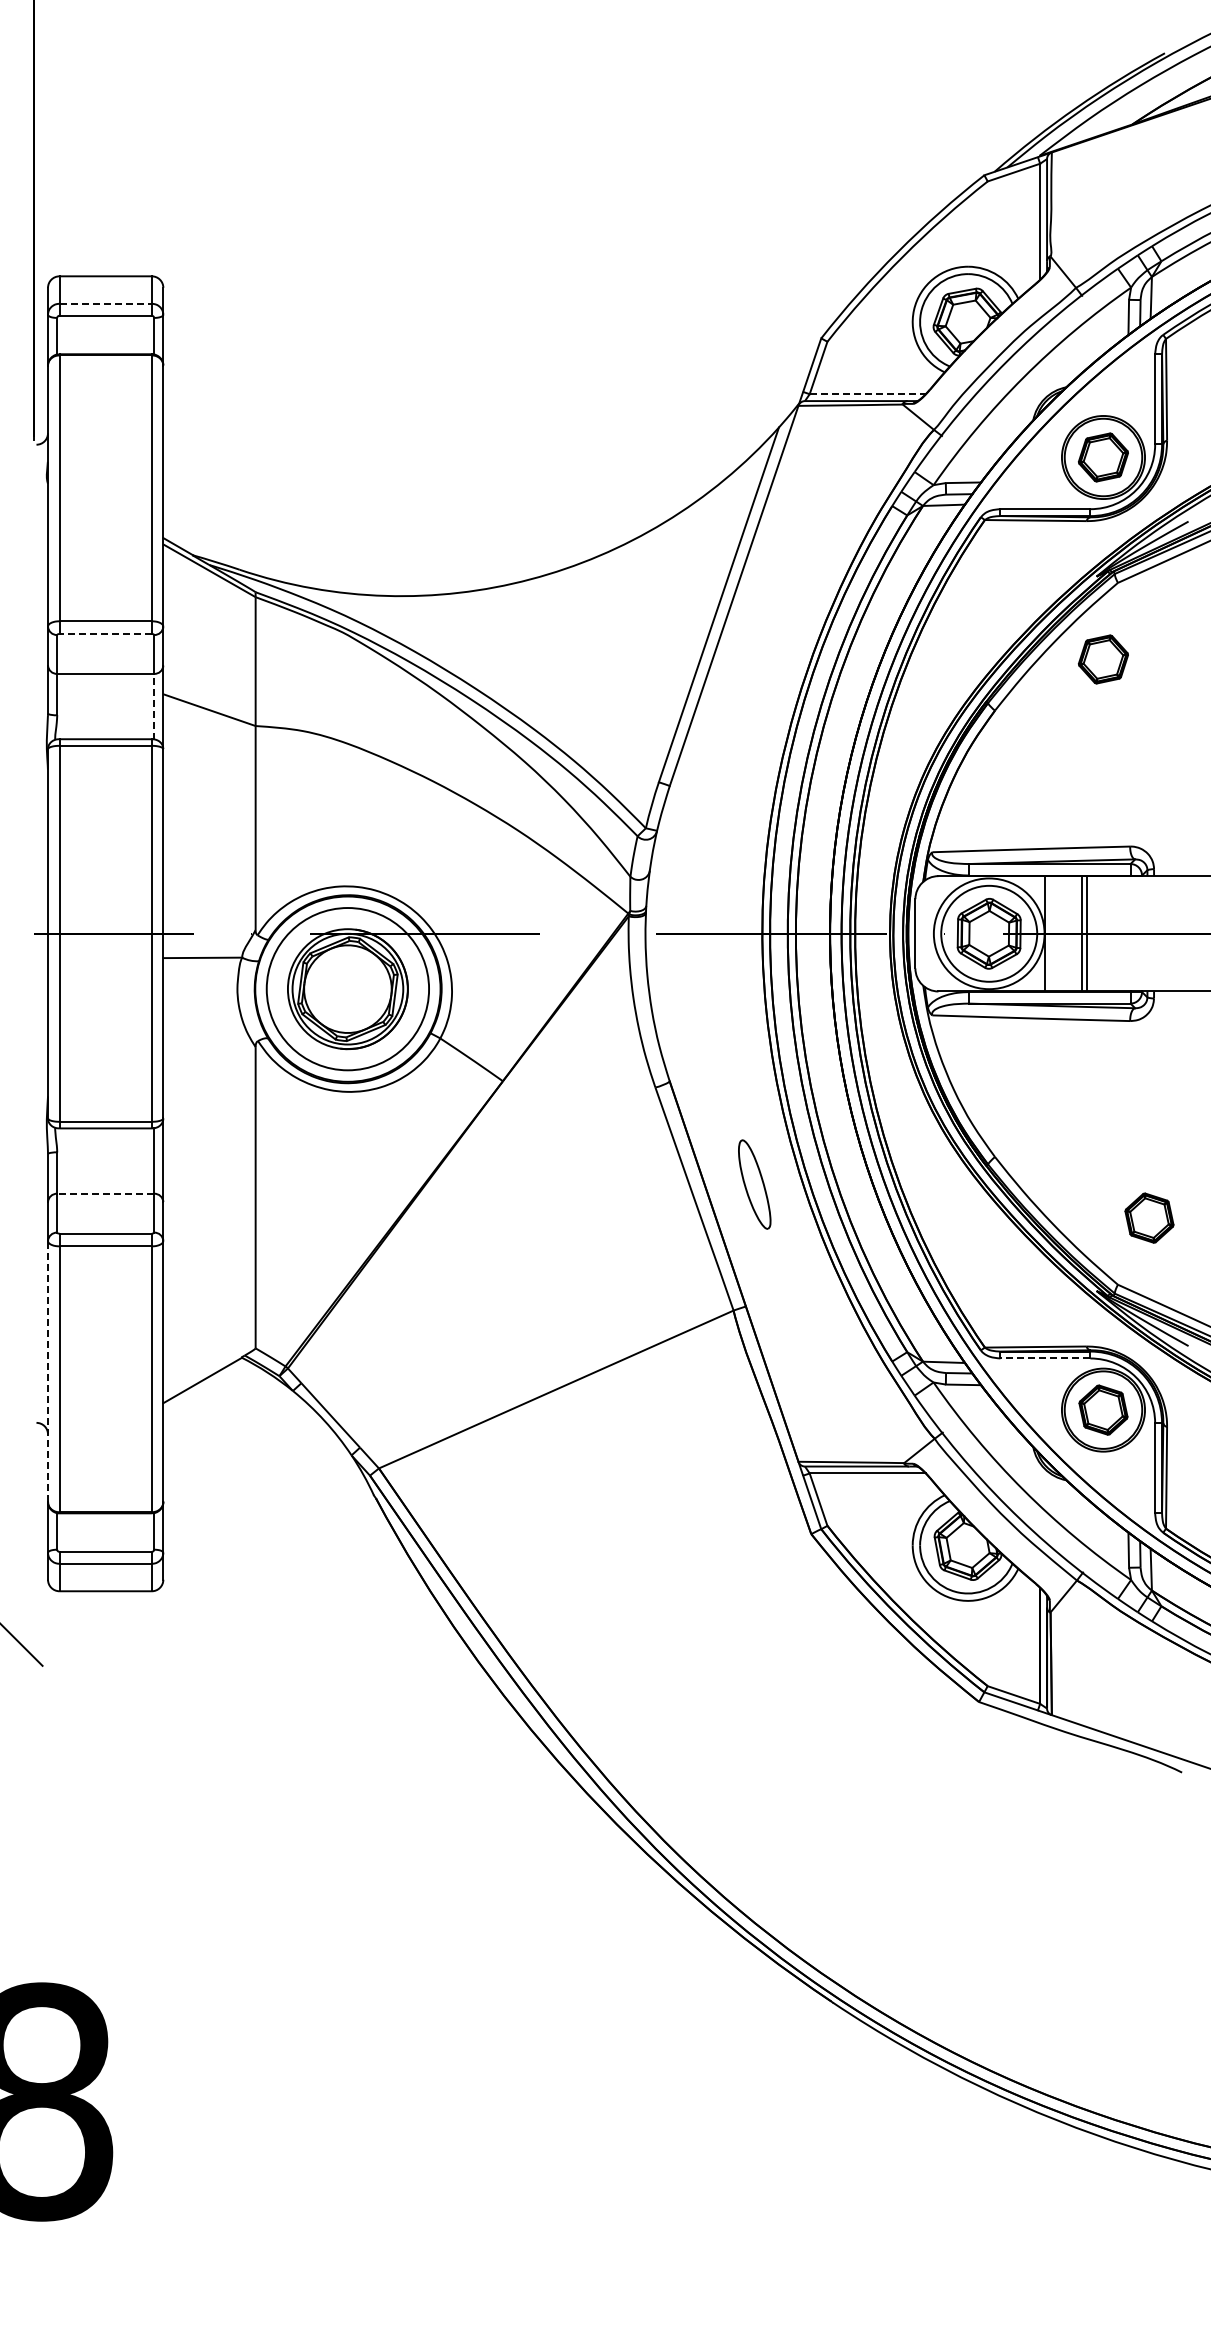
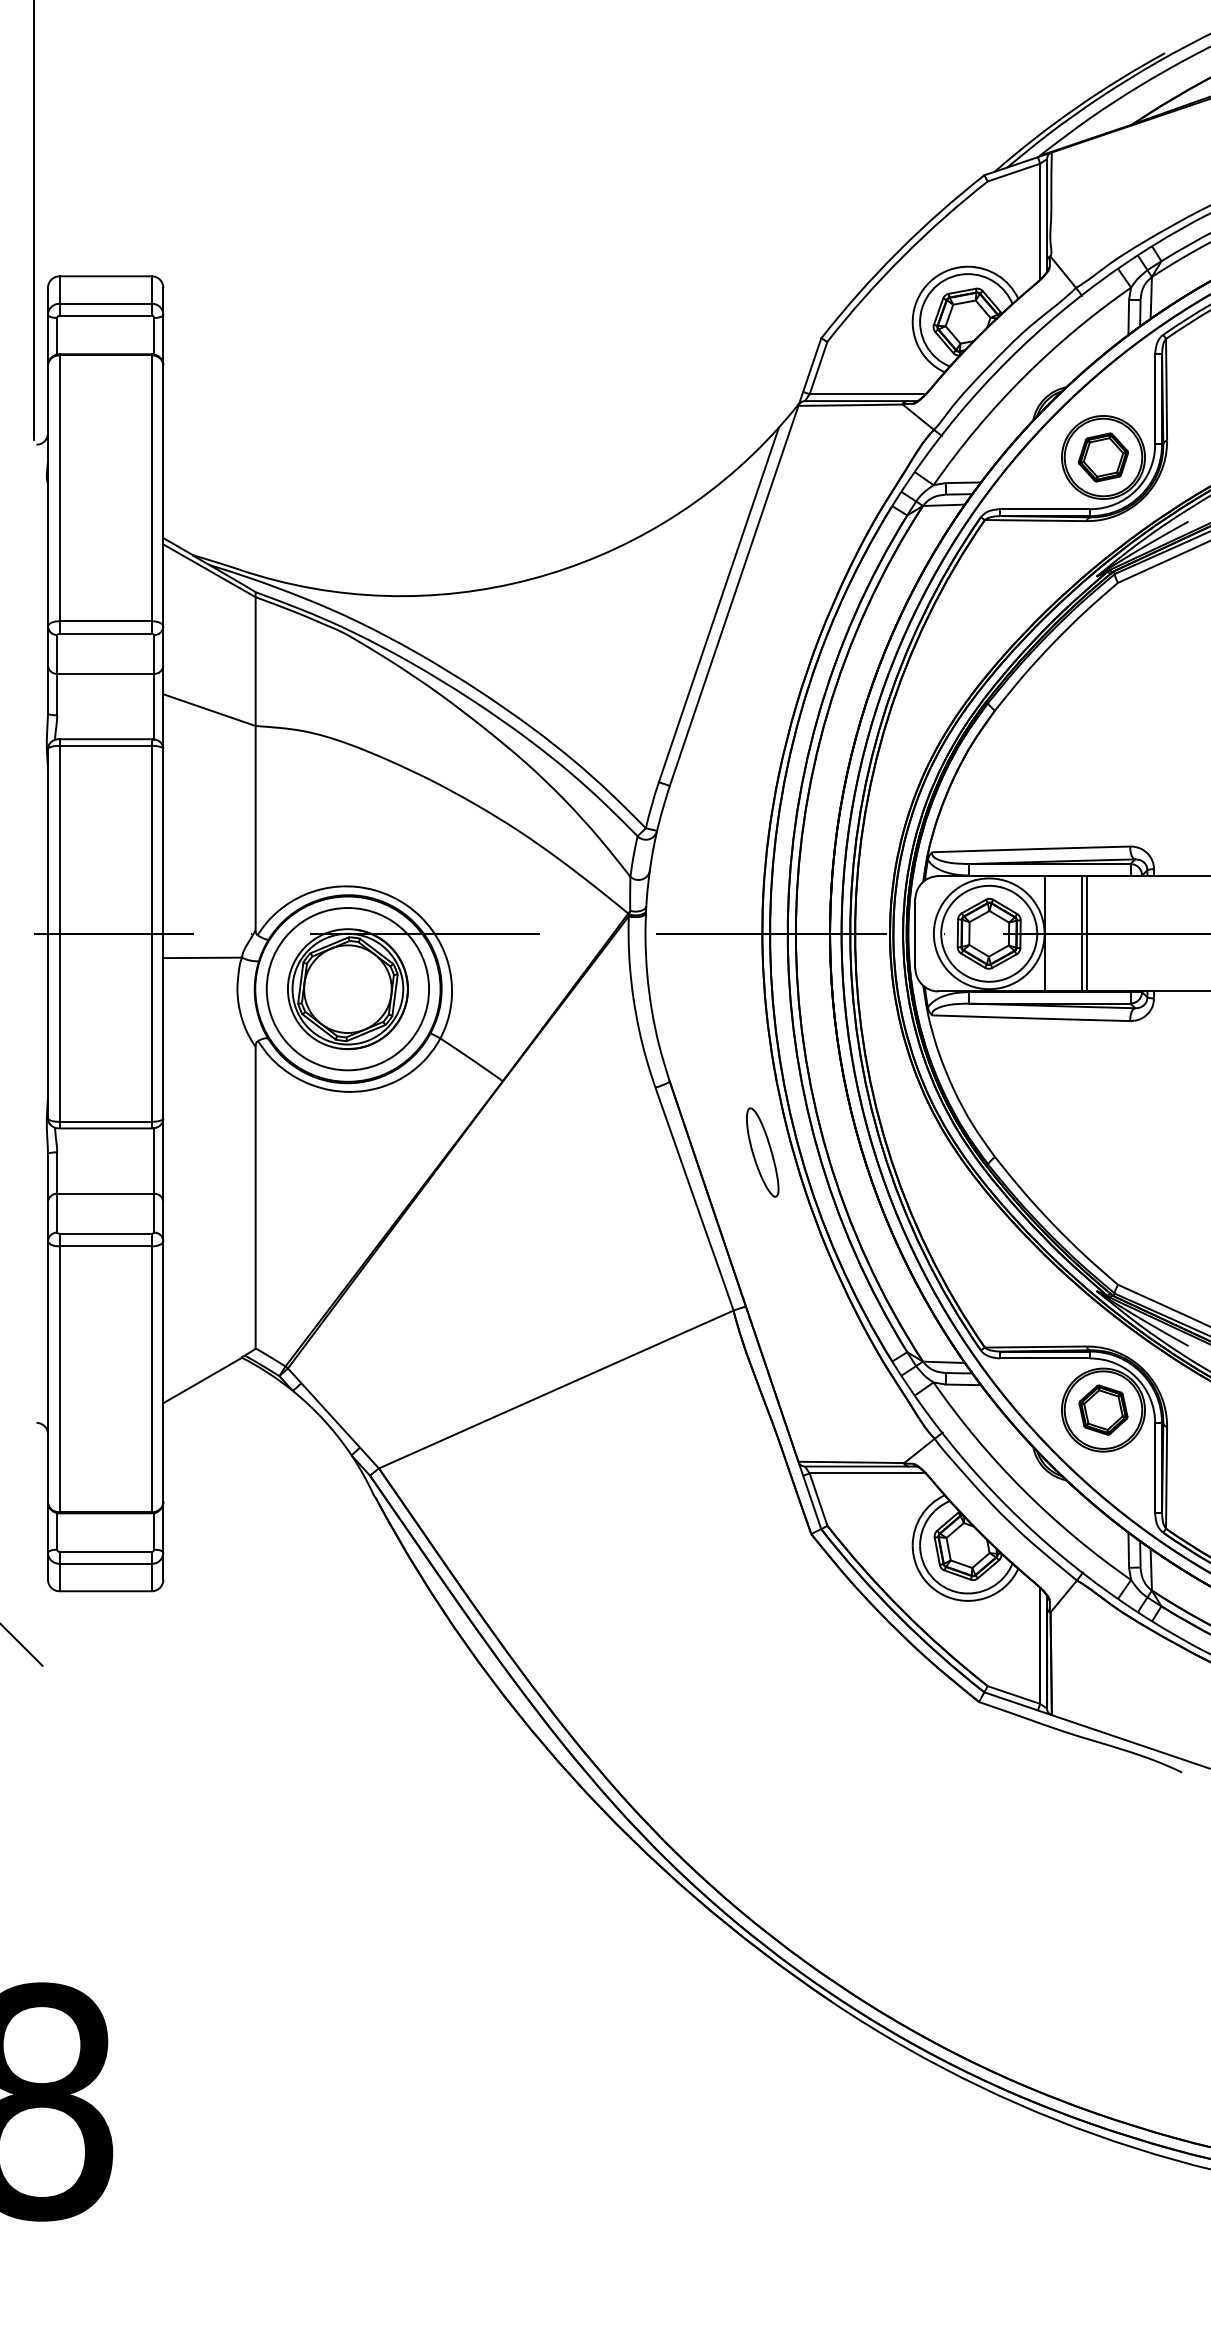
line: dashed -> solid (106, 303)
line: dashed -> solid (867, 394)
line: dashed -> solid (105, 634)
part: present -> none (1102, 659)
line: dashed -> solid (154, 706)
part position: (754, 1184) -> (762, 1152) (762, 1152)
line: dashed -> solid (105, 1193)
part: present -> none (1149, 1217)
line: dashed -> solid (1045, 1358)
line: dashed -> solid (48, 1371)
